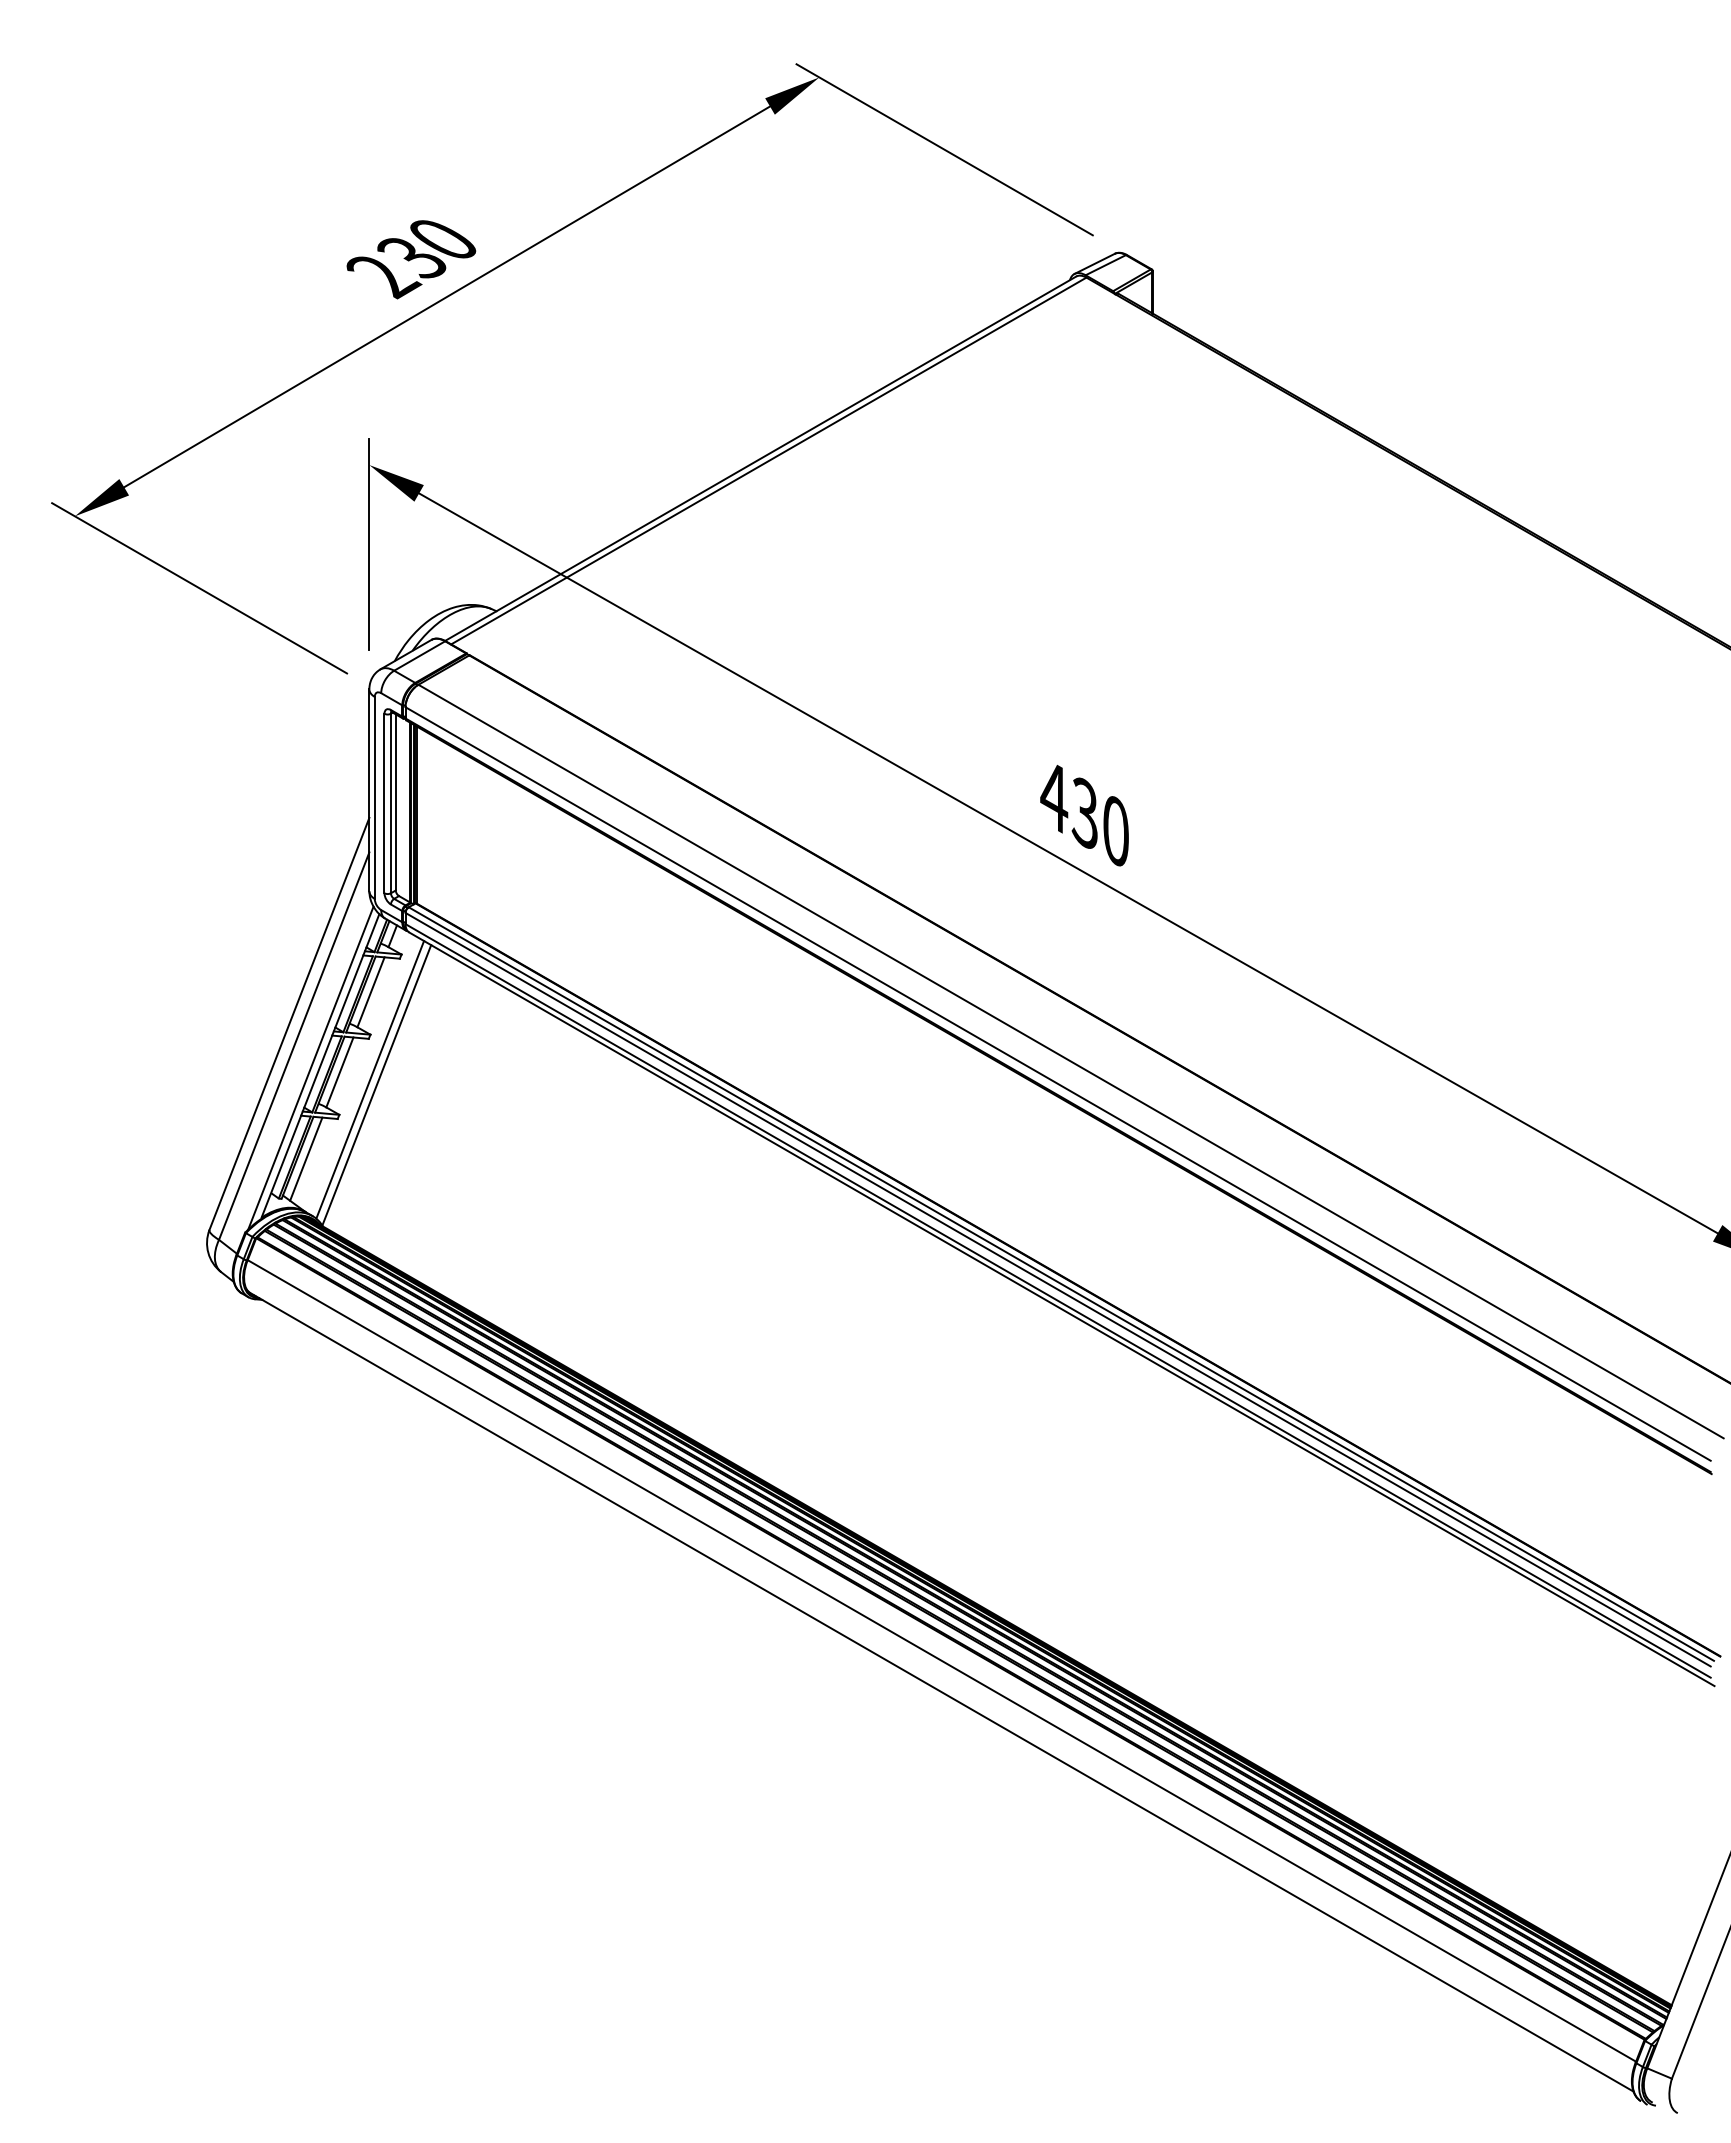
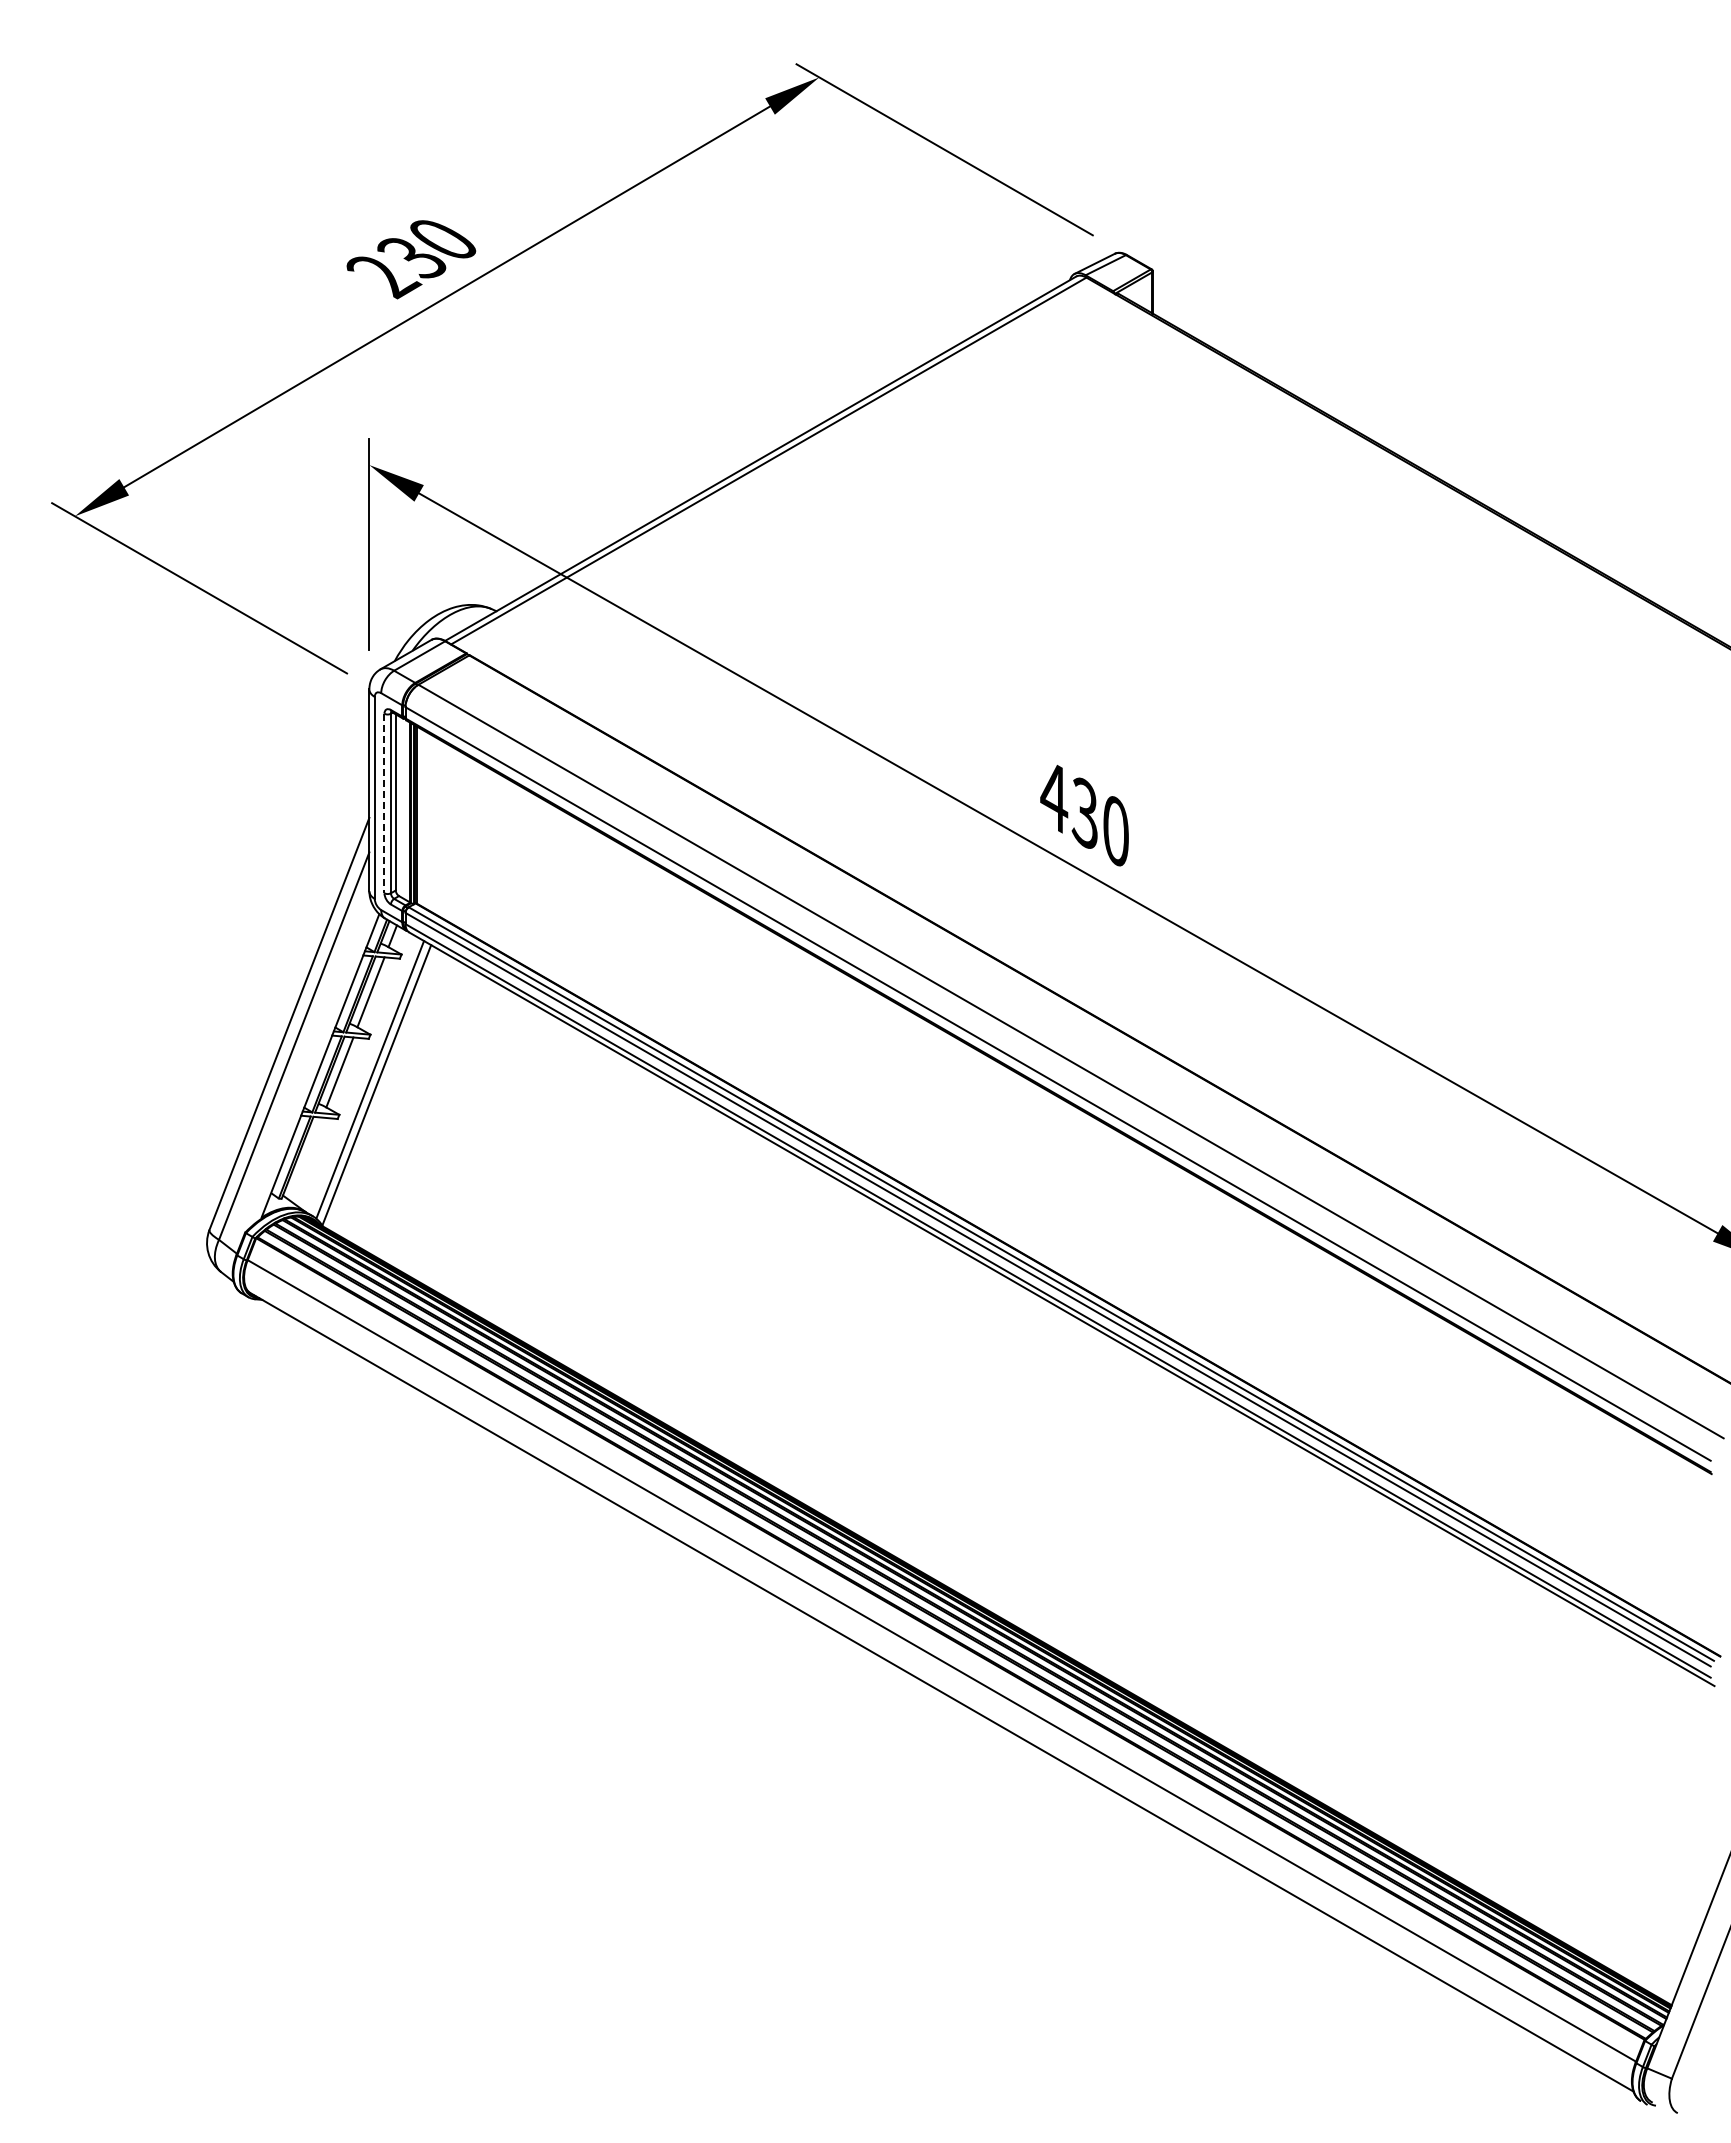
line: solid -> dashed (384, 803)
line: present -> none (310, 1067)
line: present -> none (306, 1158)
